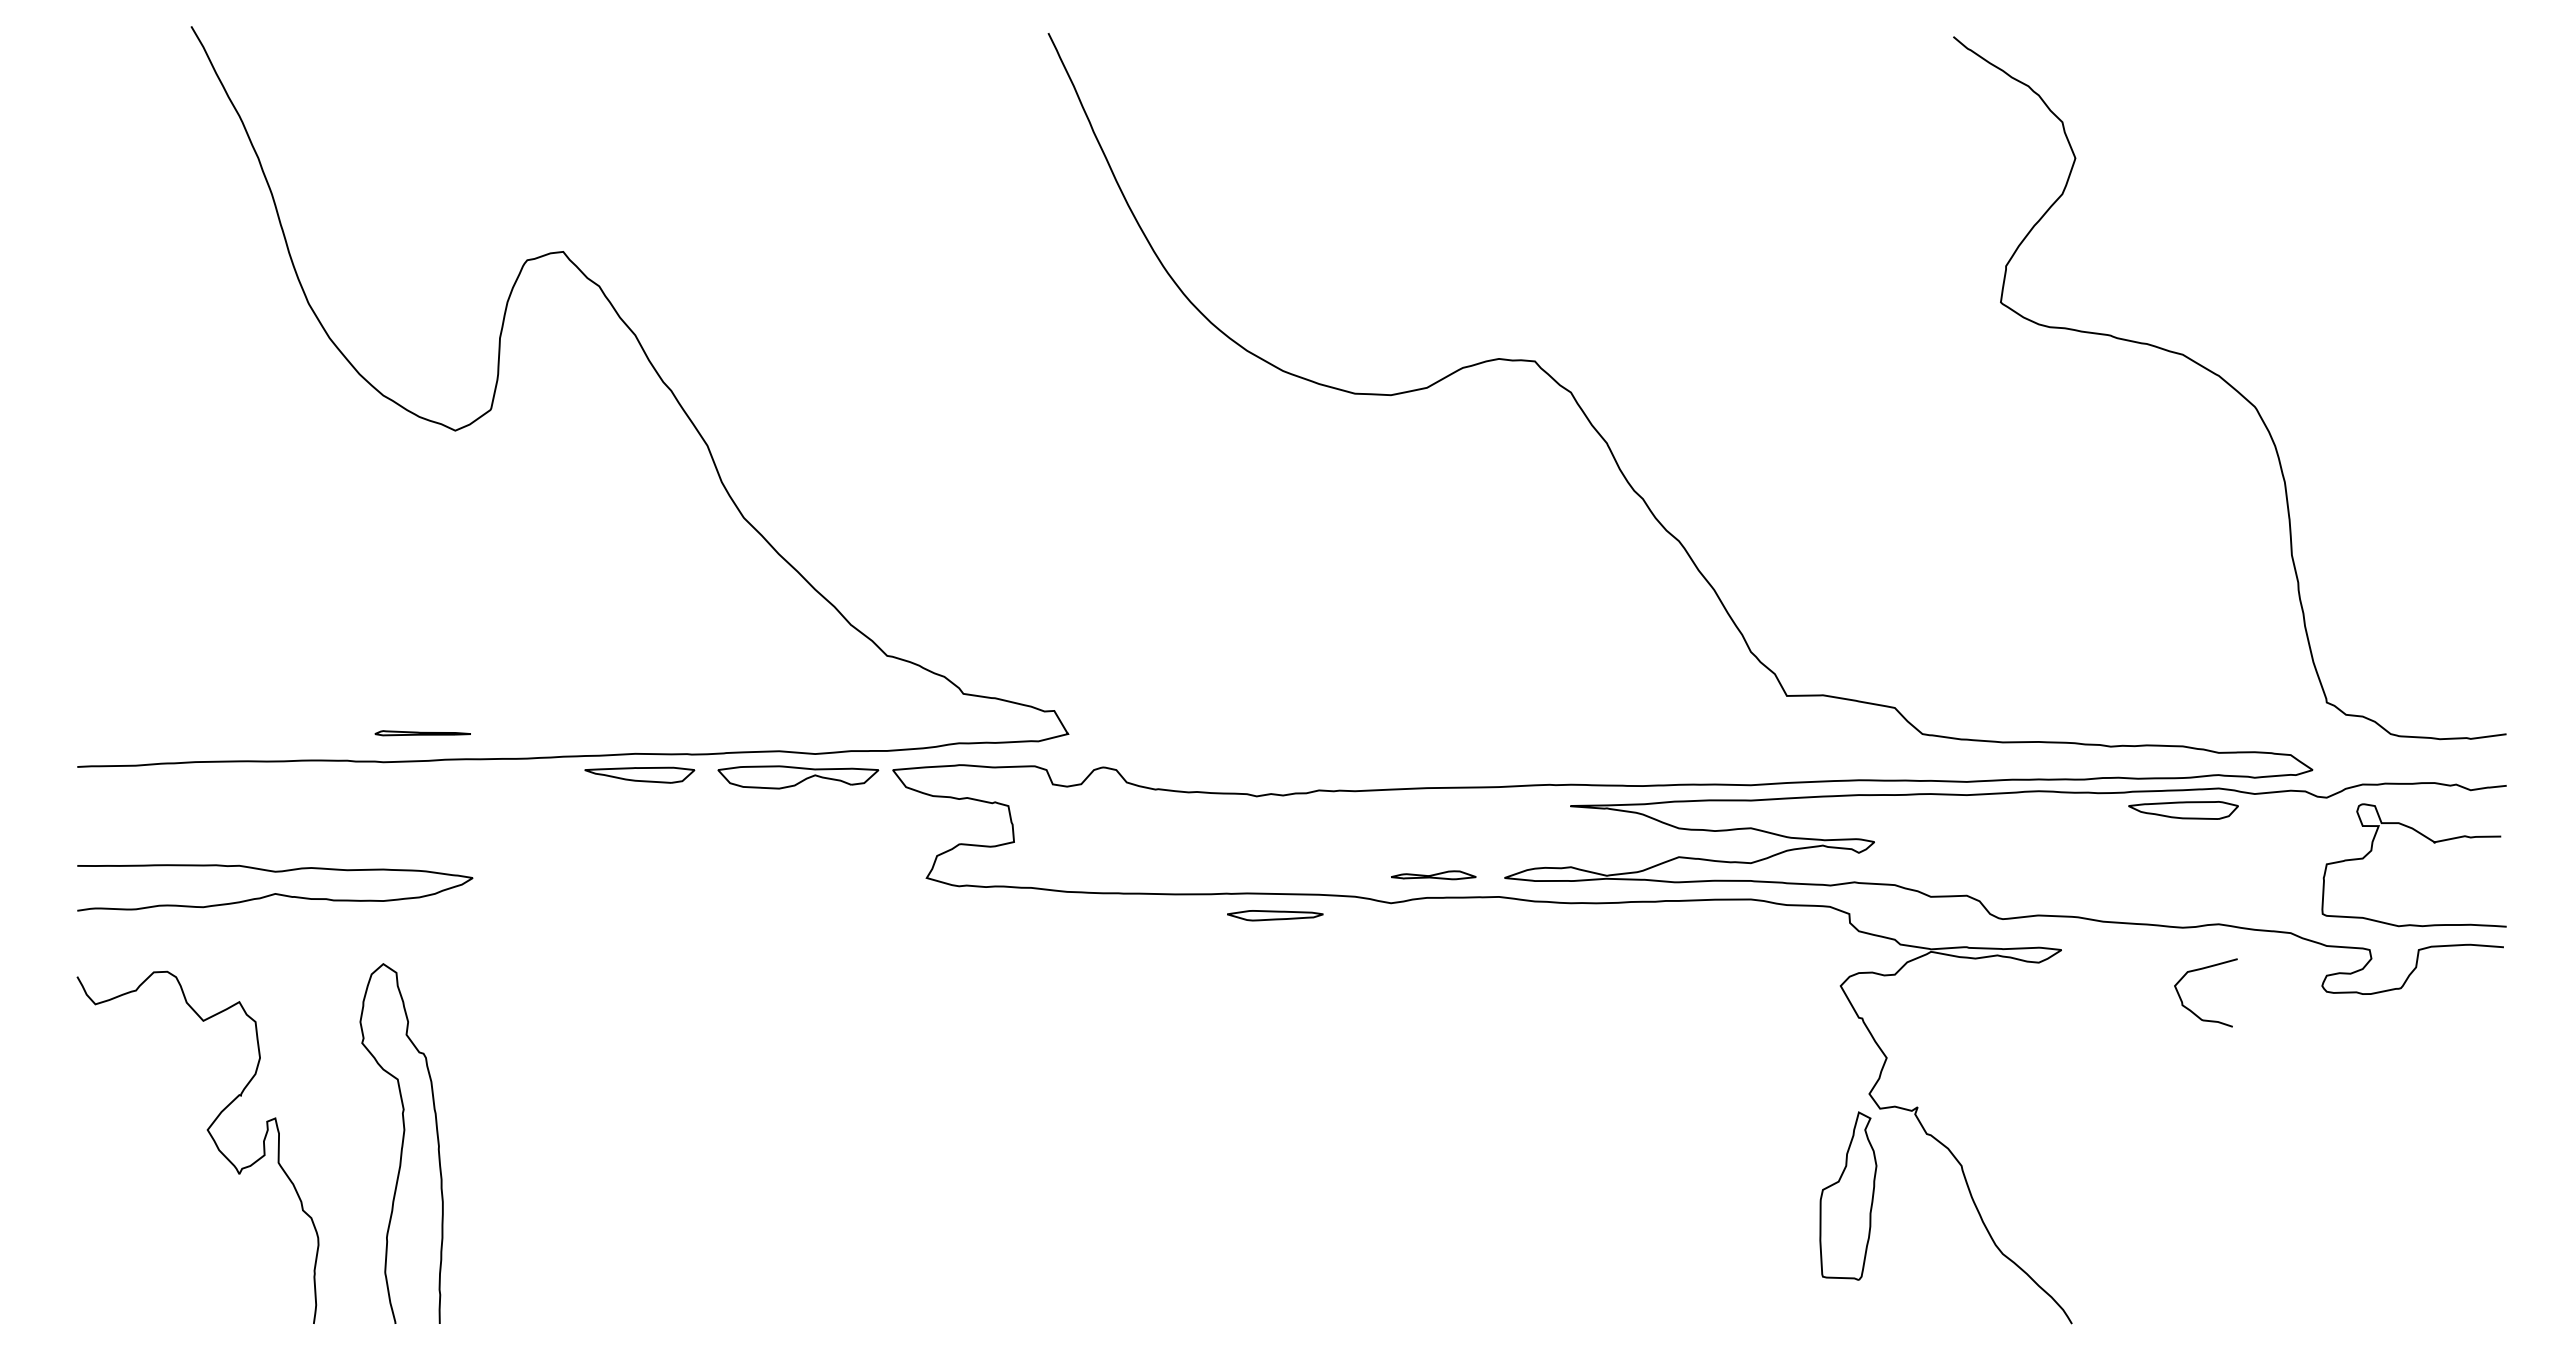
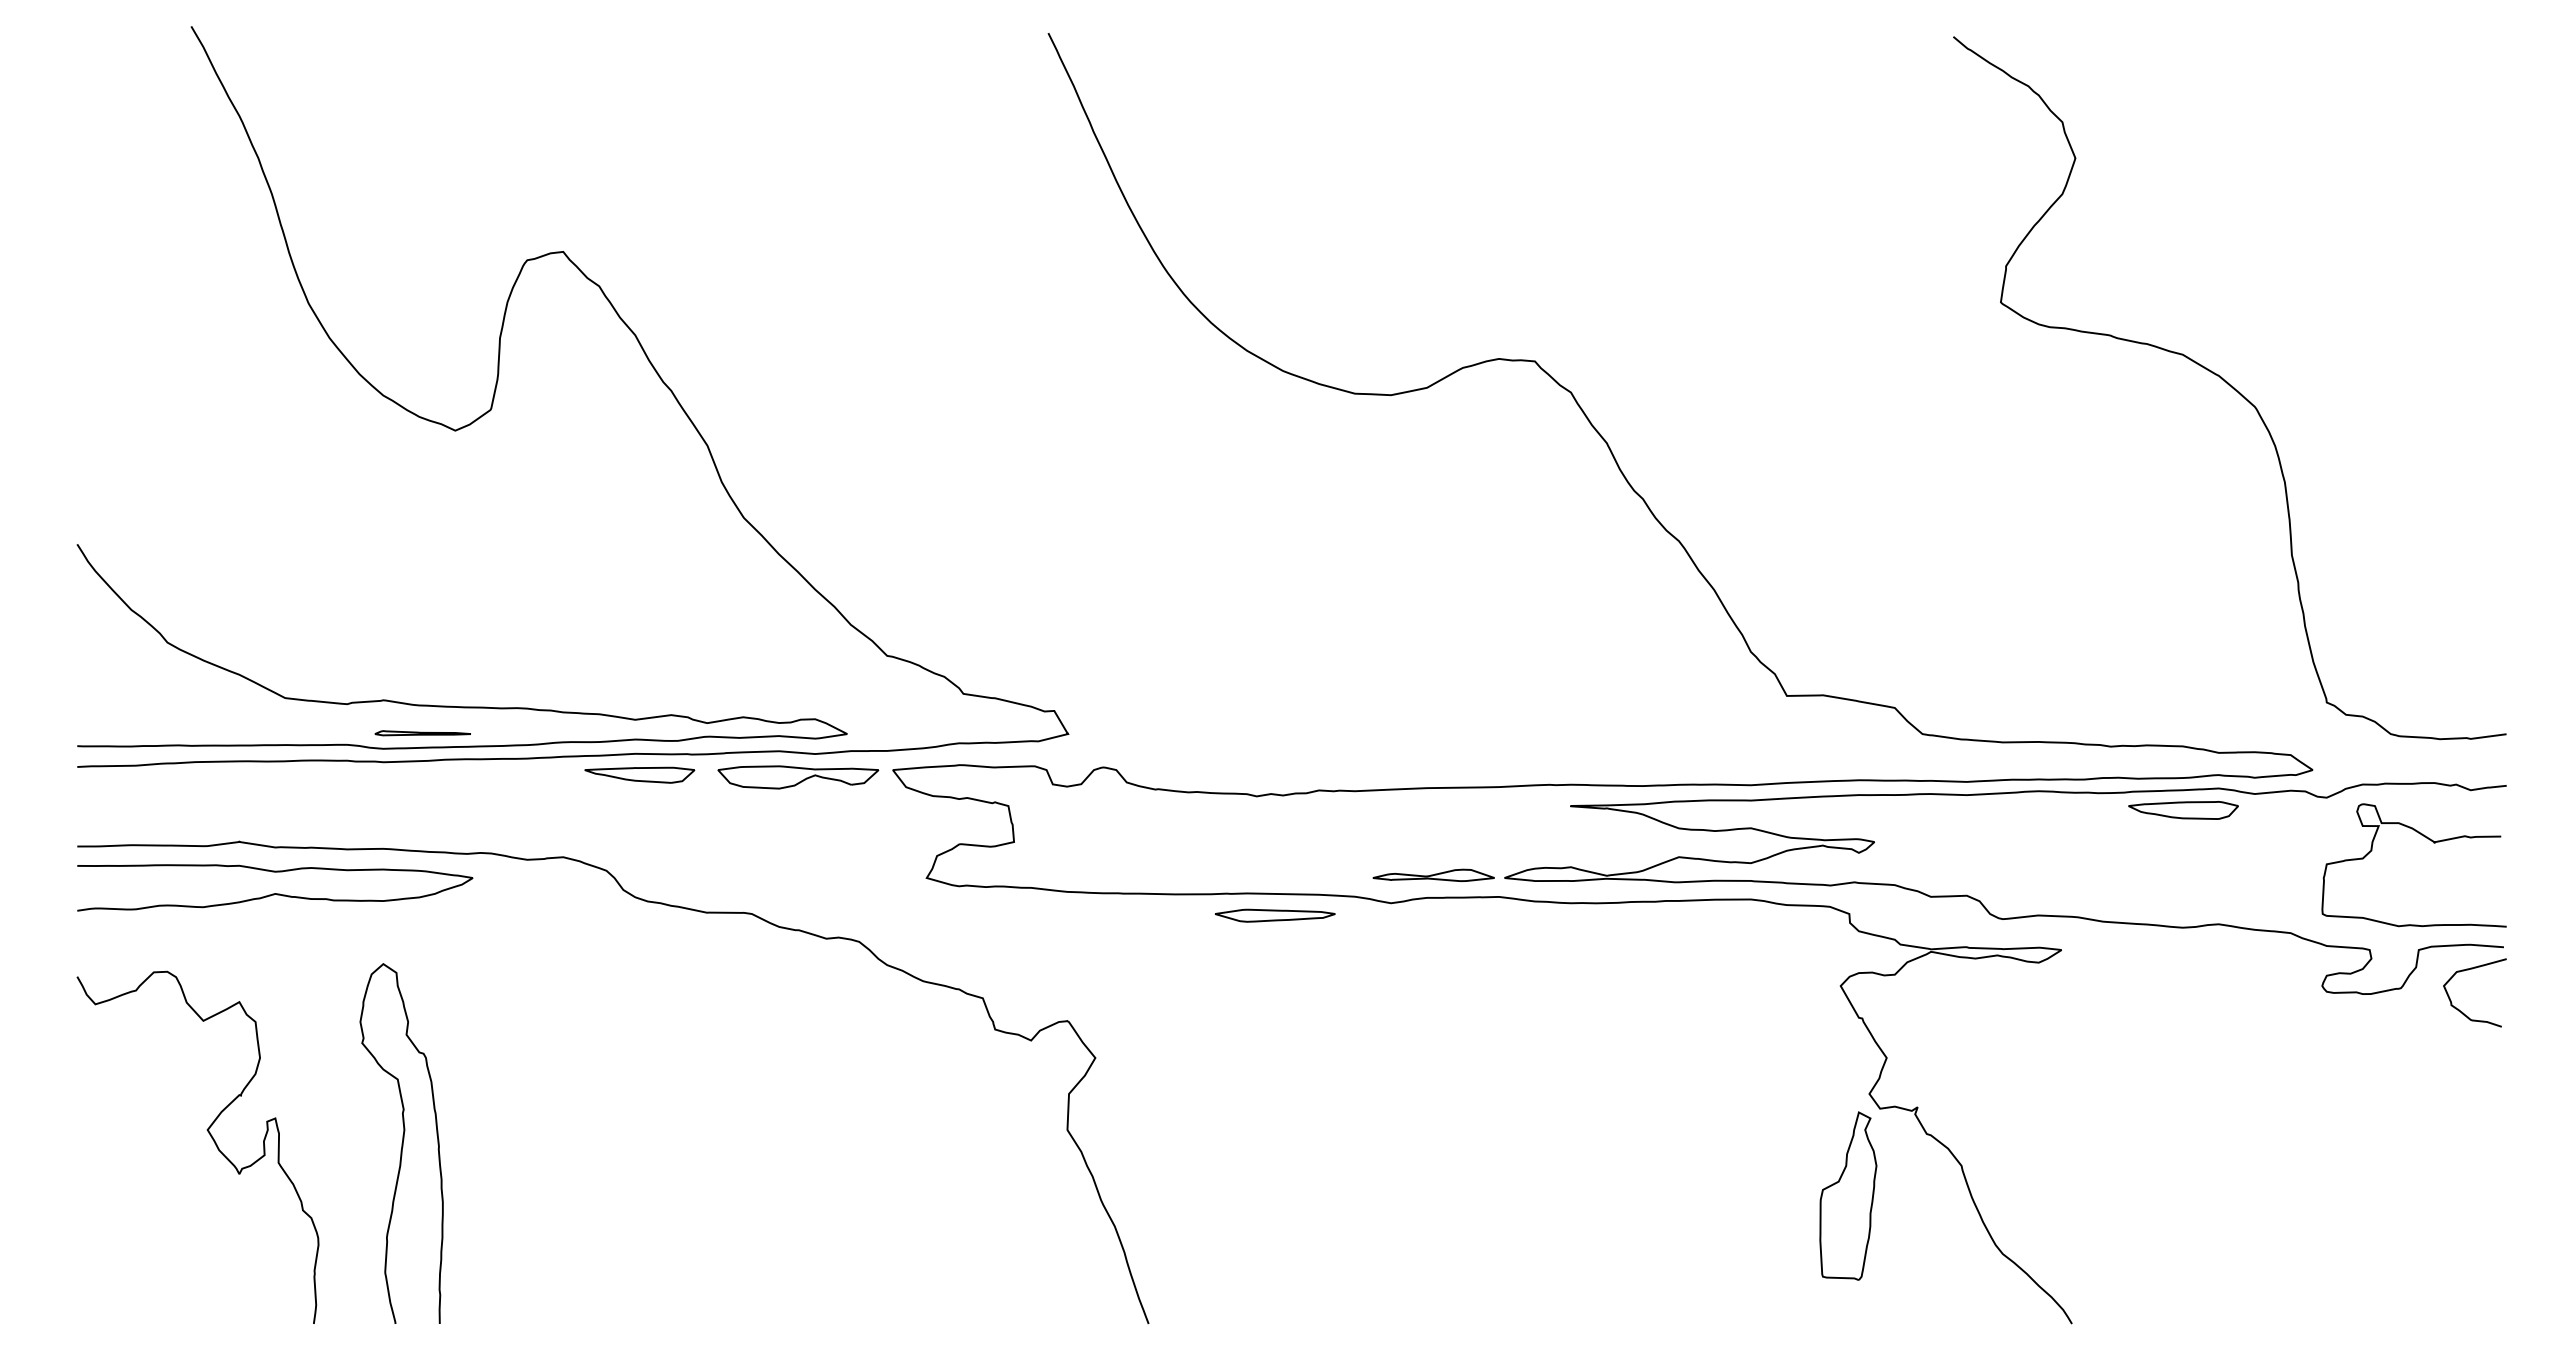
curve: none -> present (461, 706)
part size: 86x11 px -> 123x14 px (1433, 874)
curve: none -> present (647, 902)
part size: 97x12 px -> 121x15 px (1275, 915)
curve position: (2193, 1011) -> (2462, 1011) (2462, 1011)
